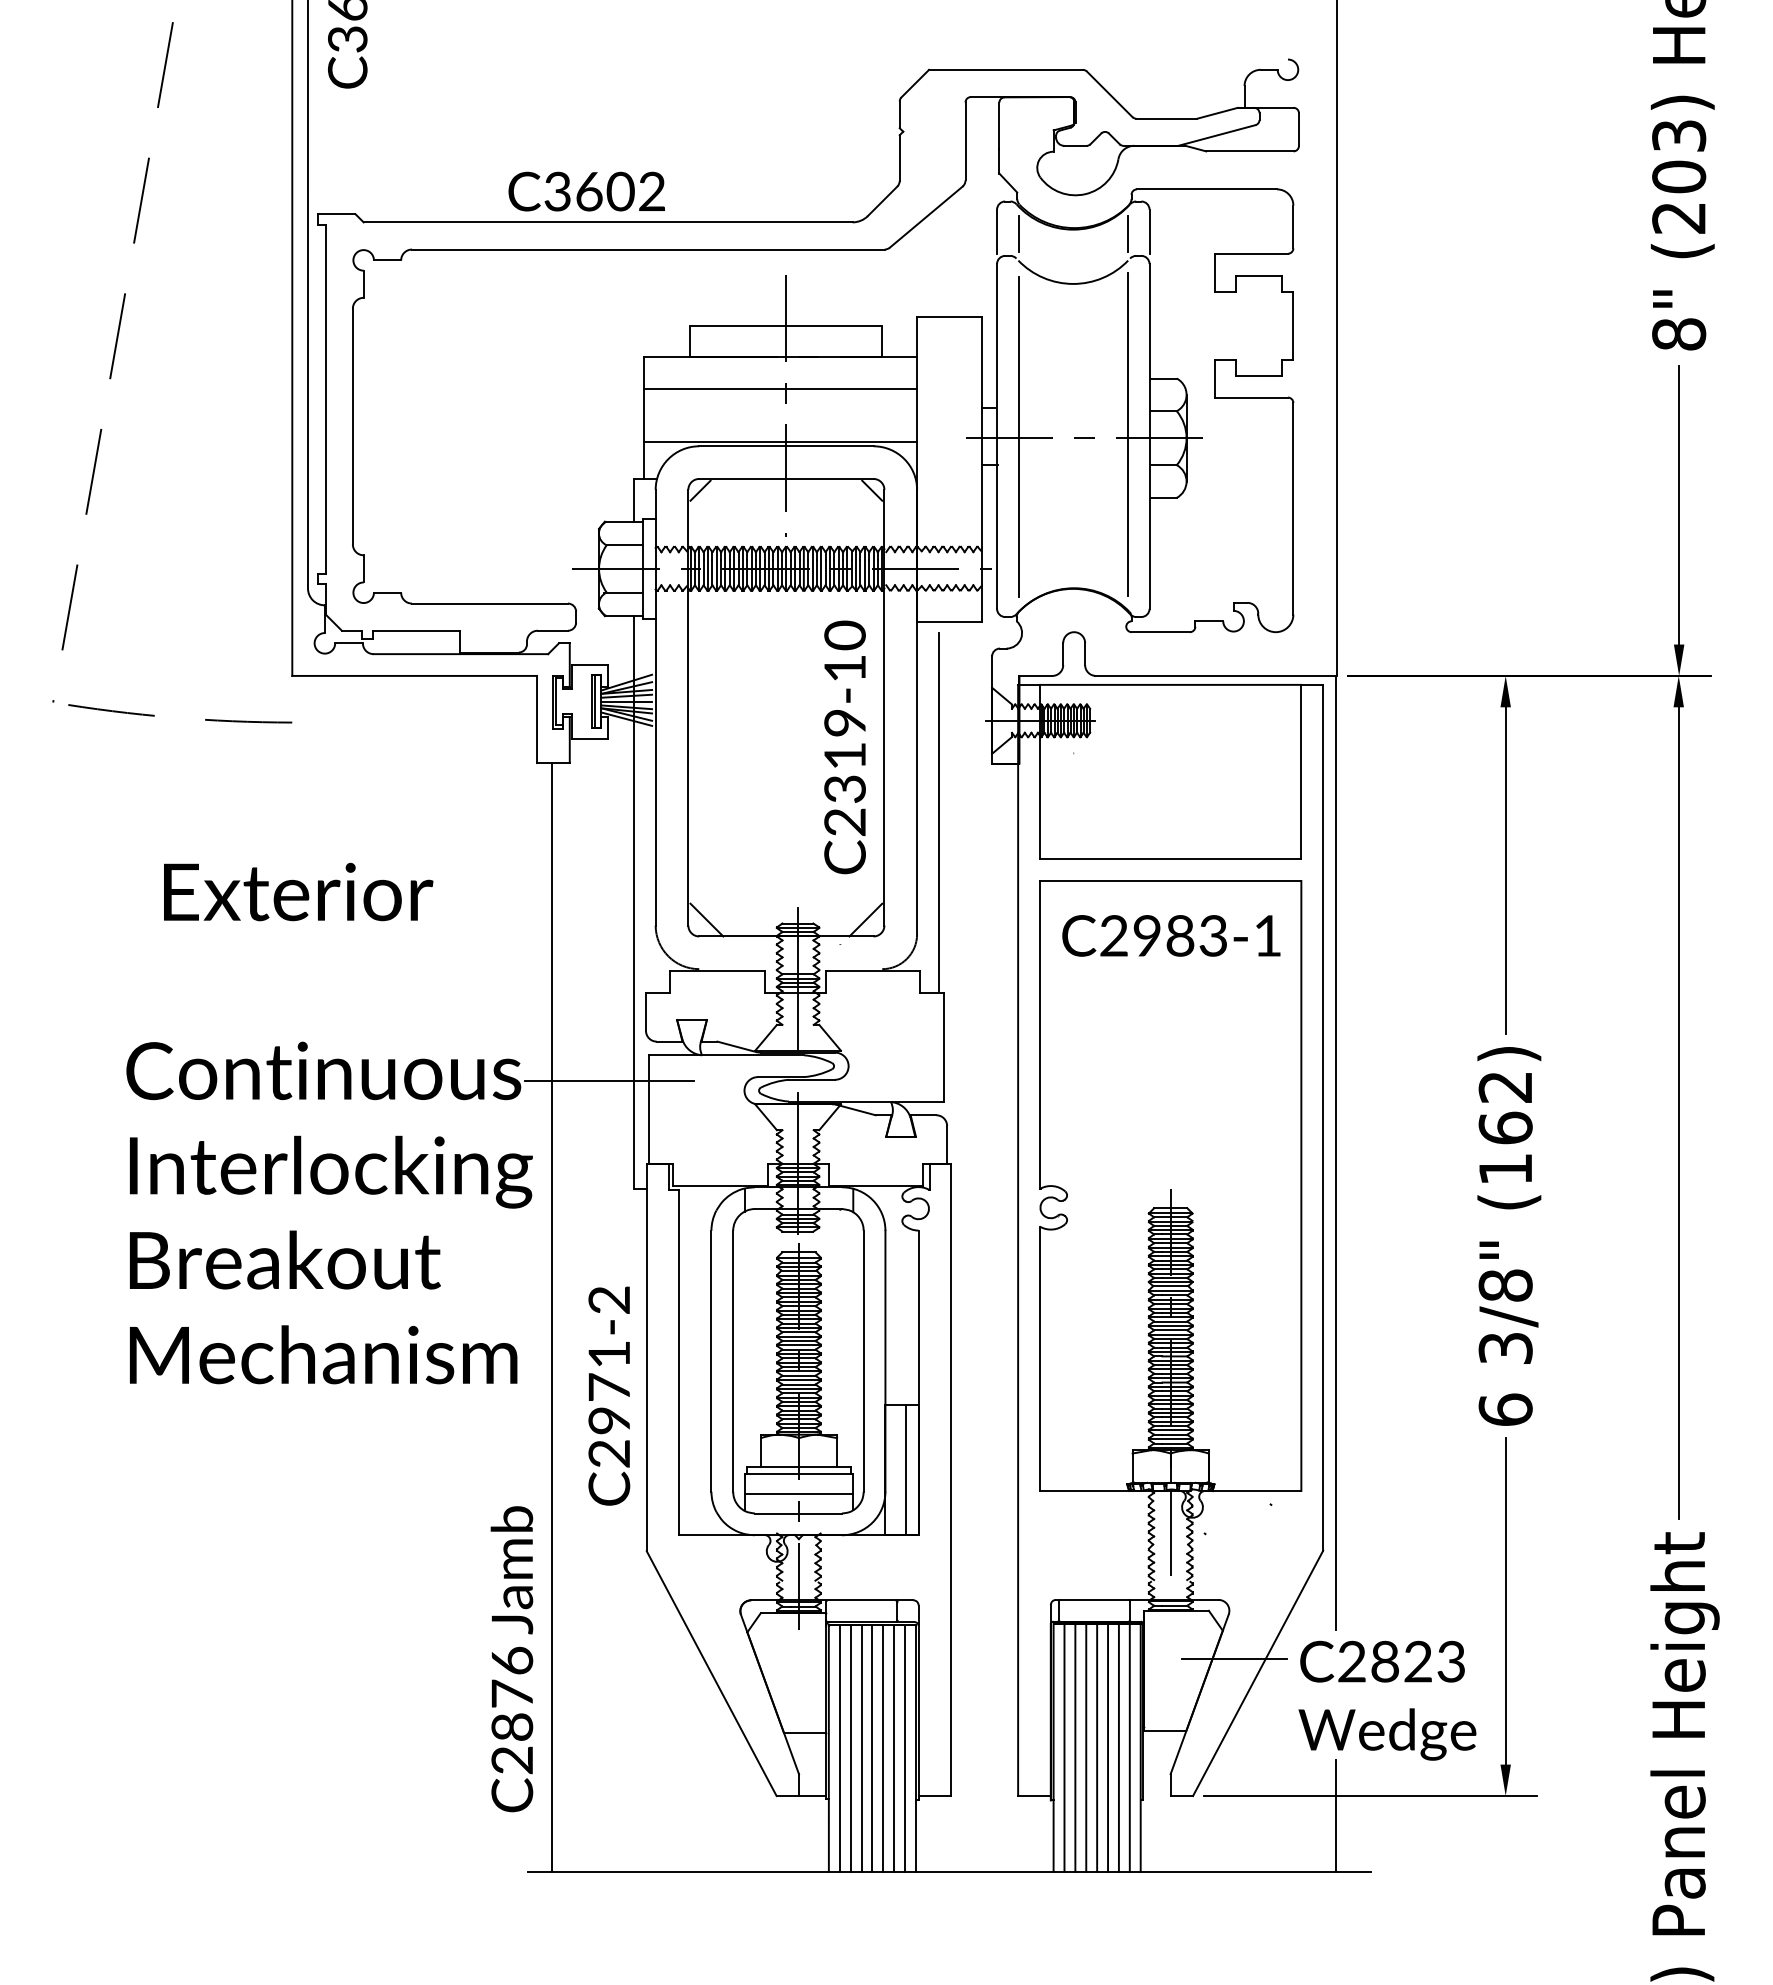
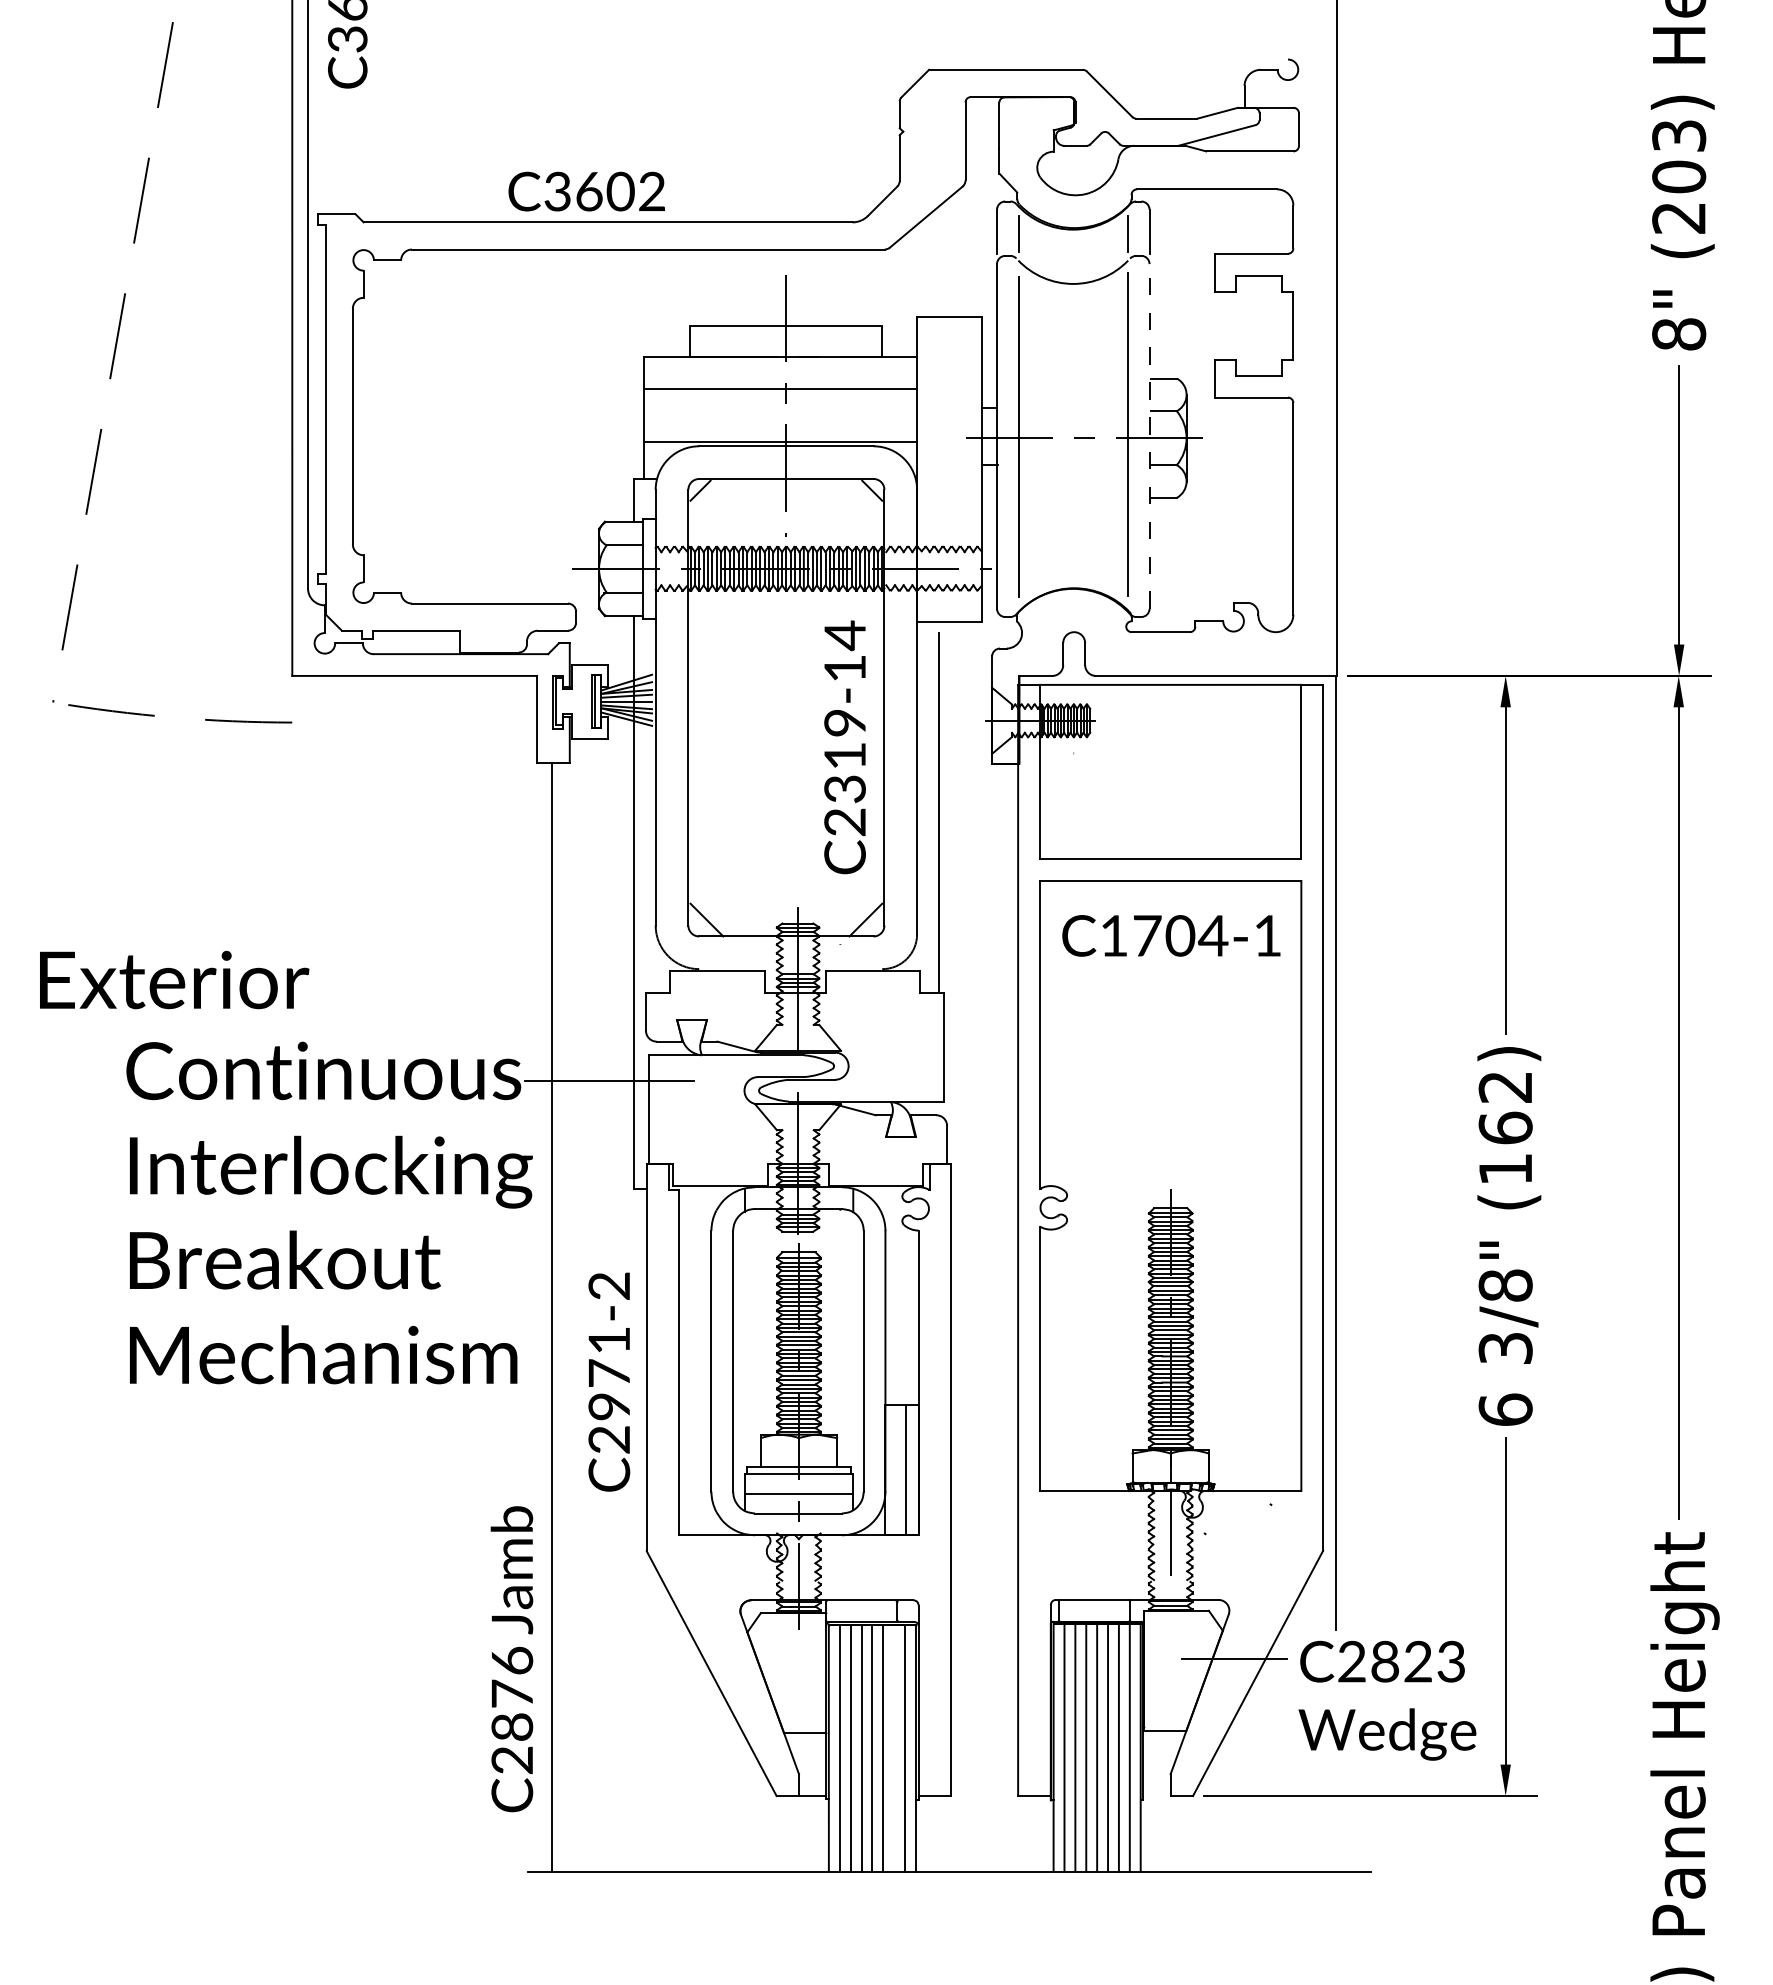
line: solid -> dashed (1149, 435)
text: C2319-10 -> C2319-14 (844, 635)
text position: (298, 891) -> (174, 979) (174, 979)
text: C2983-1 -> C1704-1 (1164, 935)
text position: (609, 1395) -> (609, 1381) (609, 1381)
line: present -> none (894, 1747)
line: present -> none (1335, 1815)
